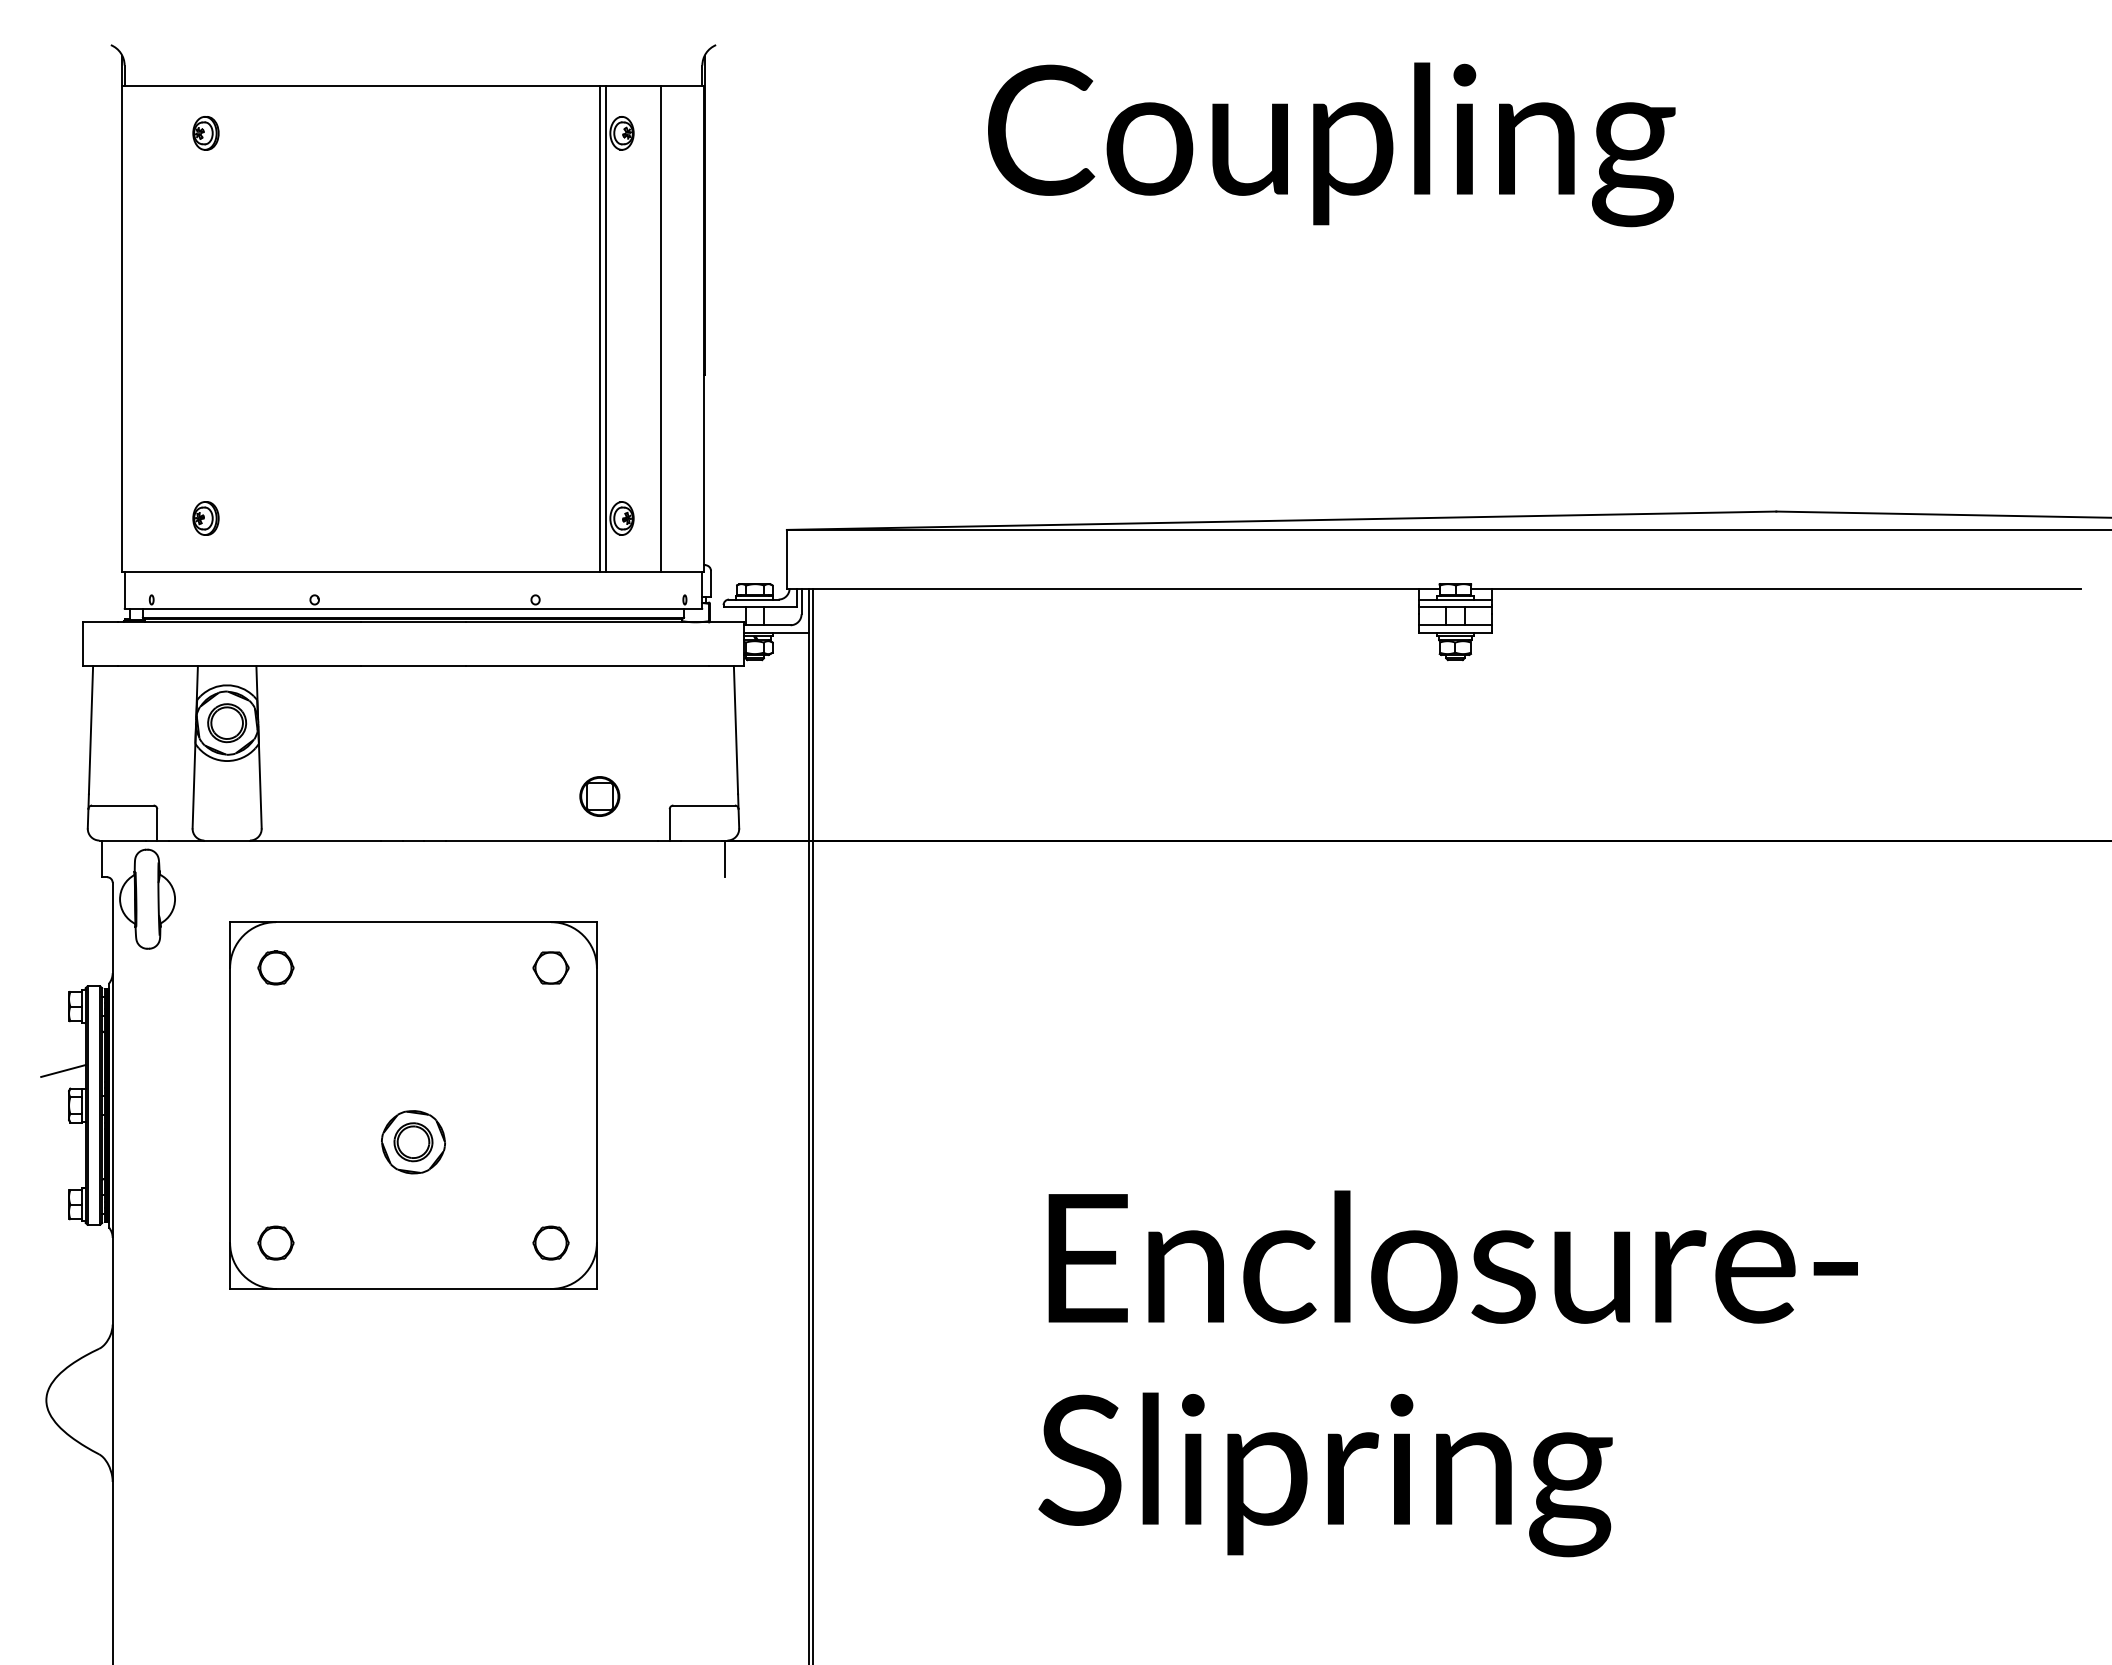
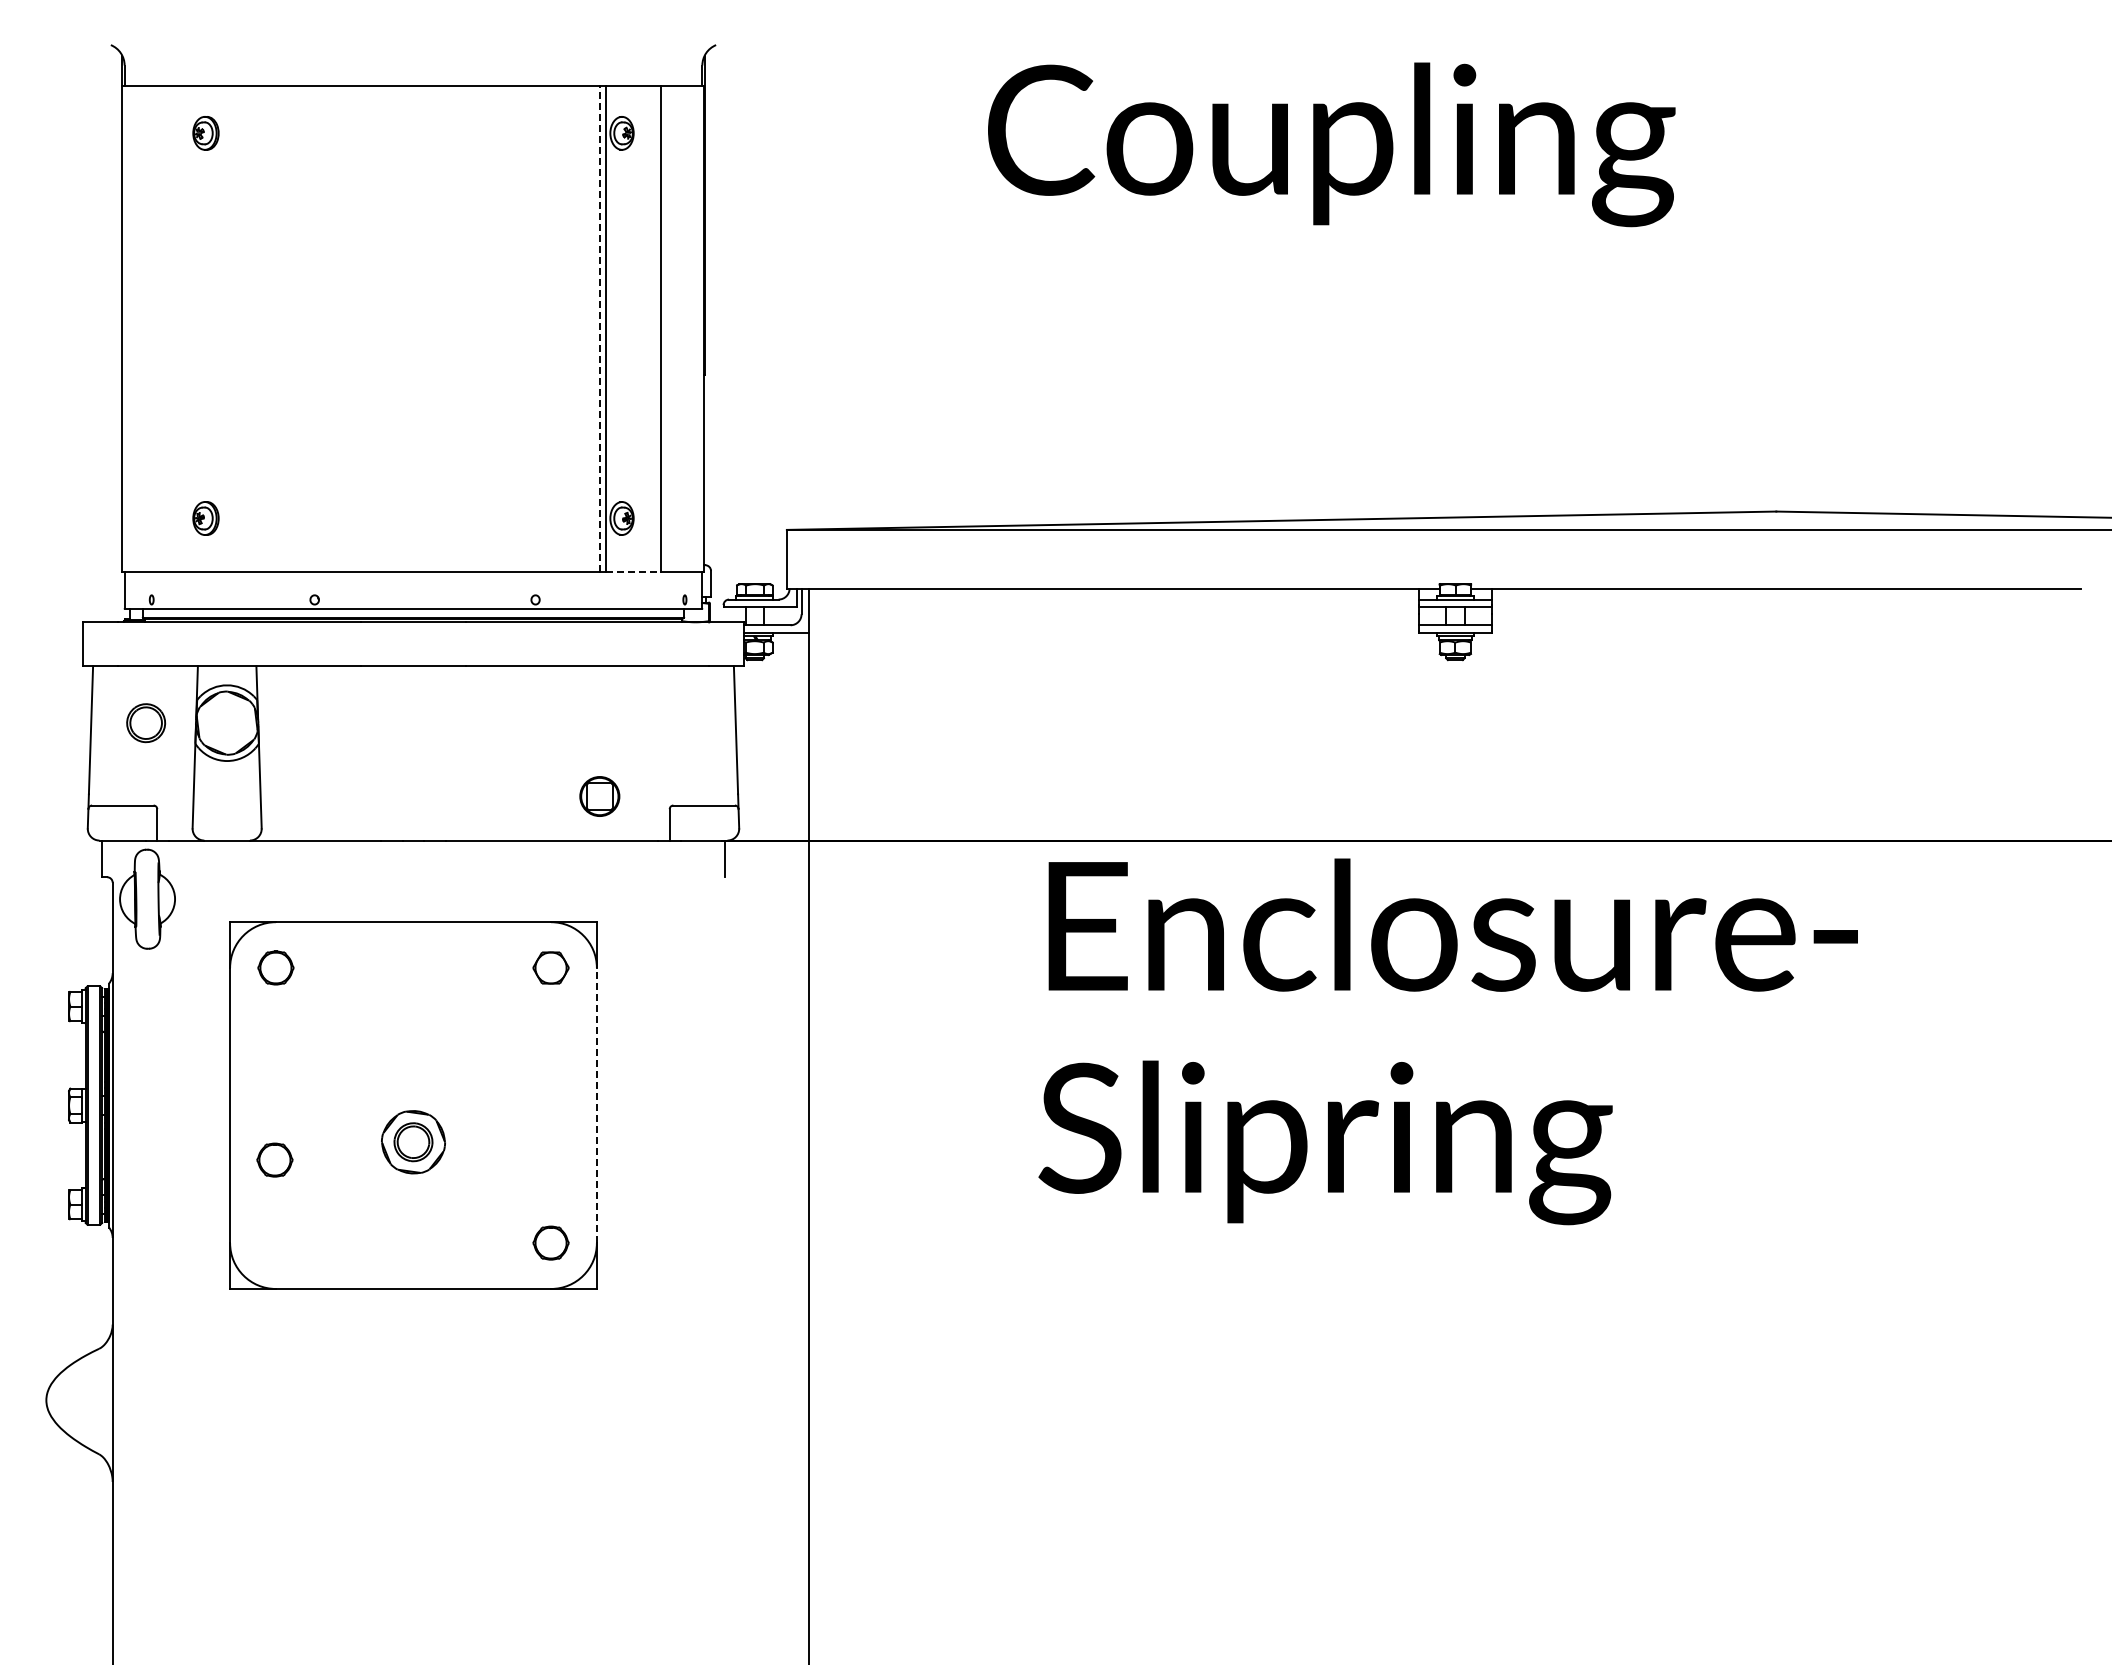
line: solid -> dashed (599, 328)
line: solid -> dashed (633, 571)
part position: (227, 723) -> (146, 723) (146, 723)
line: present -> none (63, 1070)
line: solid -> dashed (596, 1105)
line: present -> none (812, 1124)
part position: (275, 1242) -> (274, 1159) (274, 1159)
text position: (1447, 1373) -> (1447, 1041) (1447, 1041)
